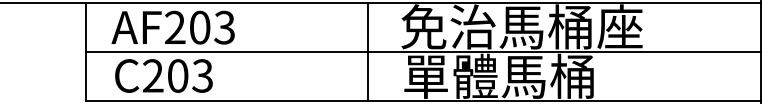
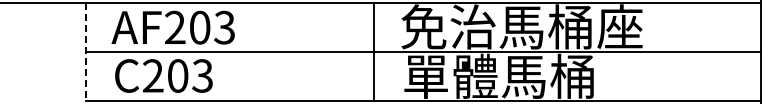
line position: (367, 51) -> (373, 51) (373, 51)
line: solid -> dashed (86, 52)
